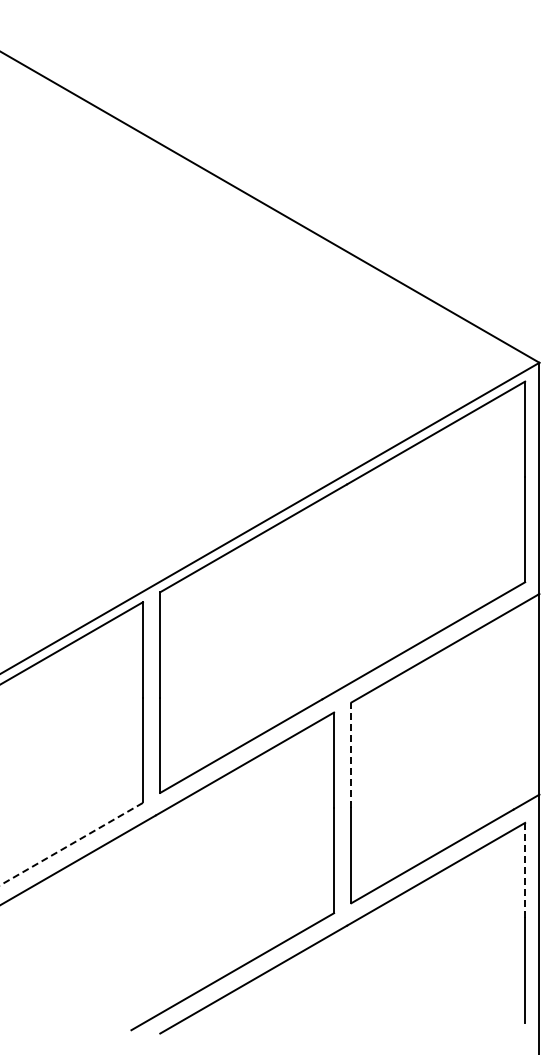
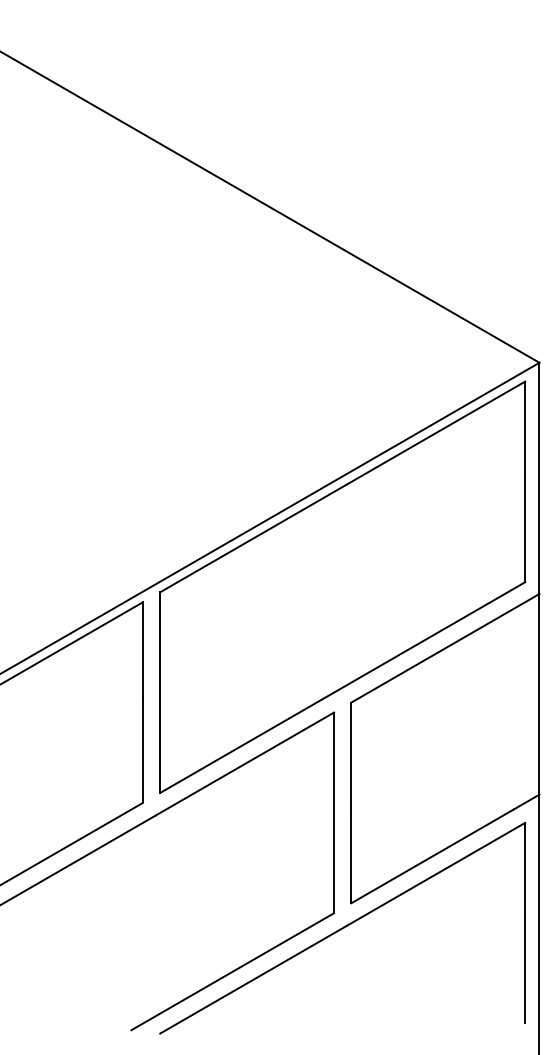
line: dashed -> solid (351, 755)
line: dashed -> solid (71, 844)
line: dashed -> solid (525, 870)
